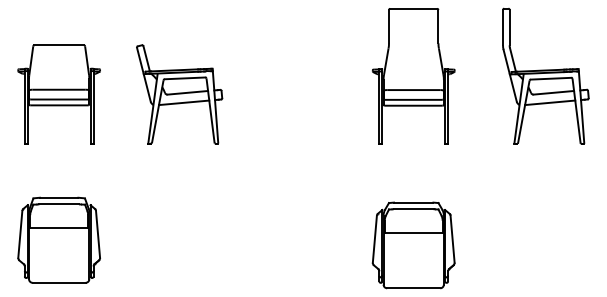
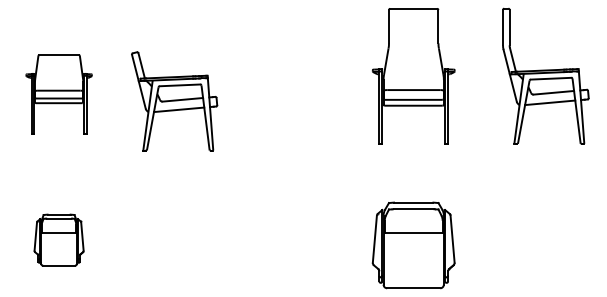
part size: 84x101 px -> 68x81 px (58, 94)
part position: (179, 94) -> (174, 101) (174, 101)
part size: 84x88 px -> 52x54 px (58, 239)
